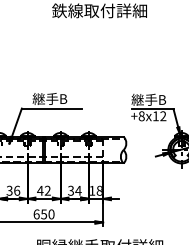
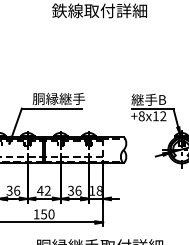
text: 継手B -> 胴縁継手 (58, 99)
text: 34 -> 36 (78, 190)
text: 650 -> 150 (36, 214)
